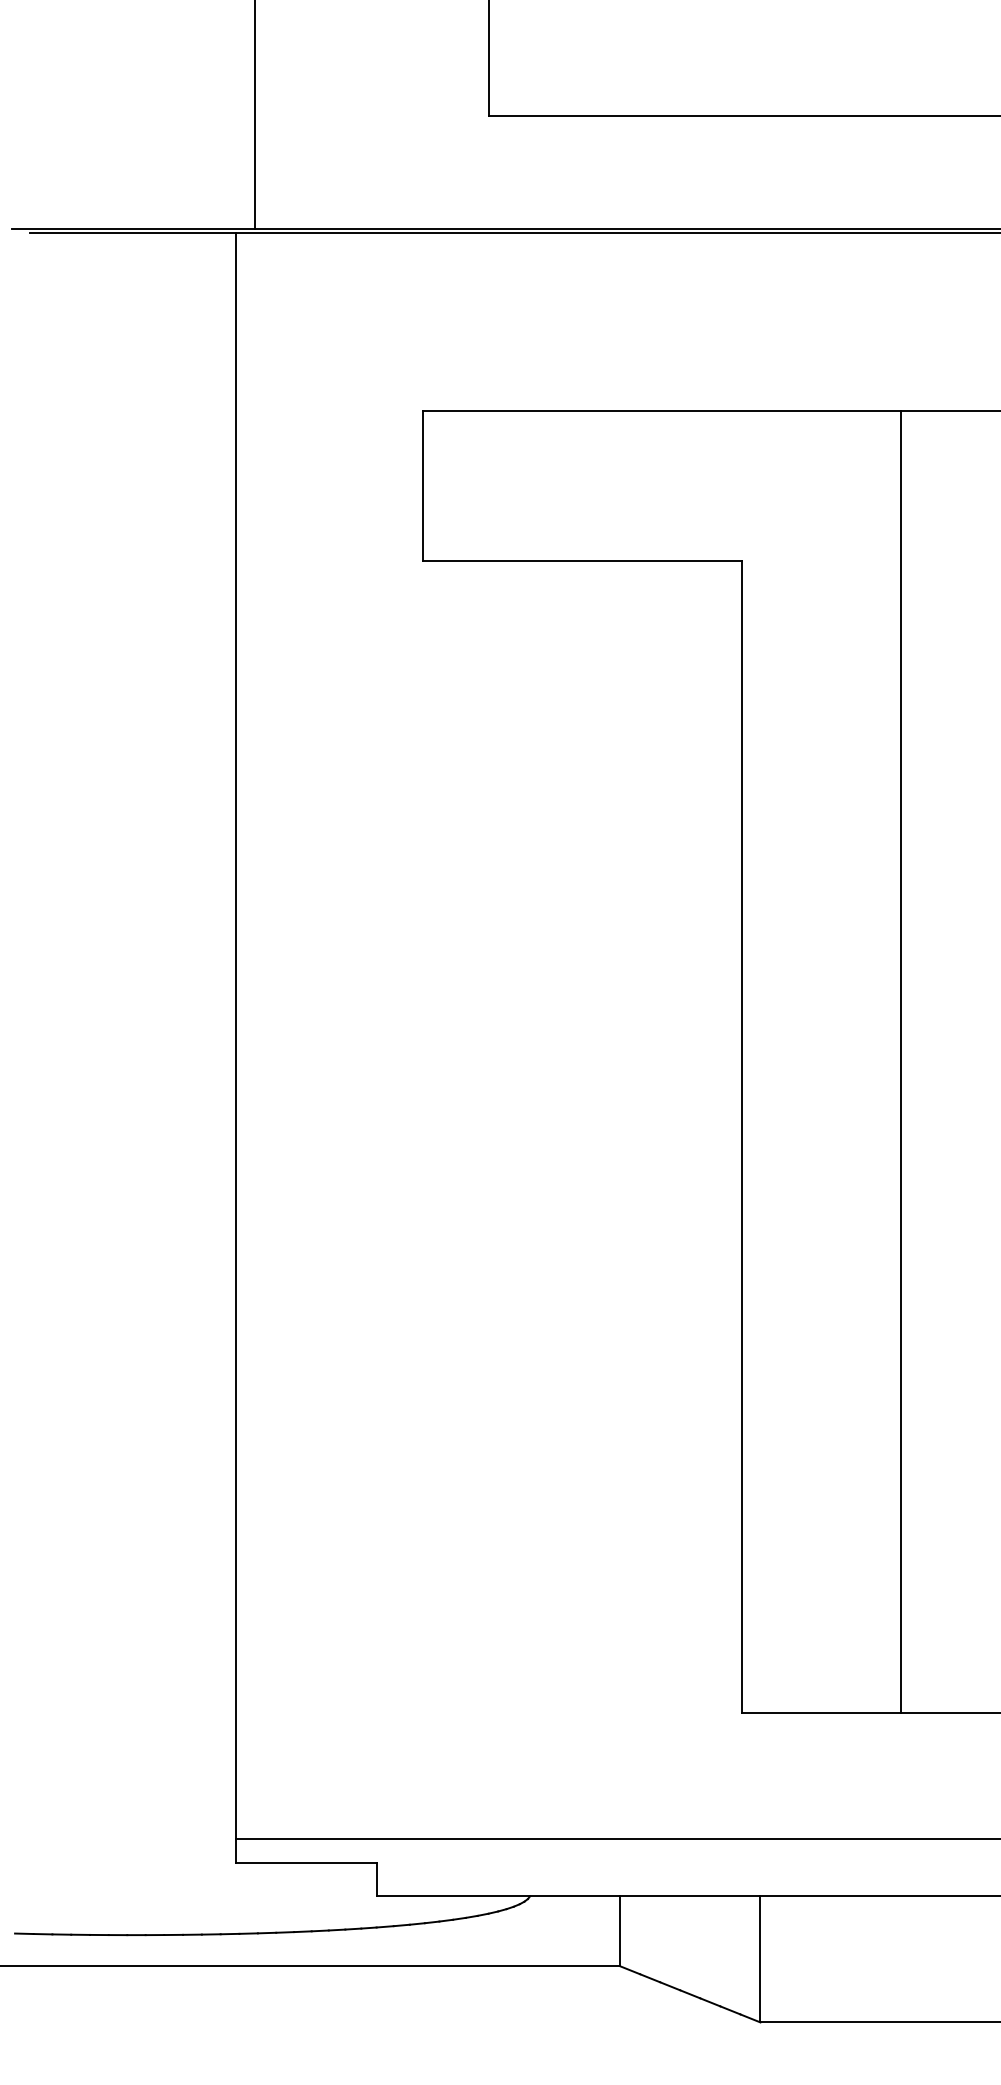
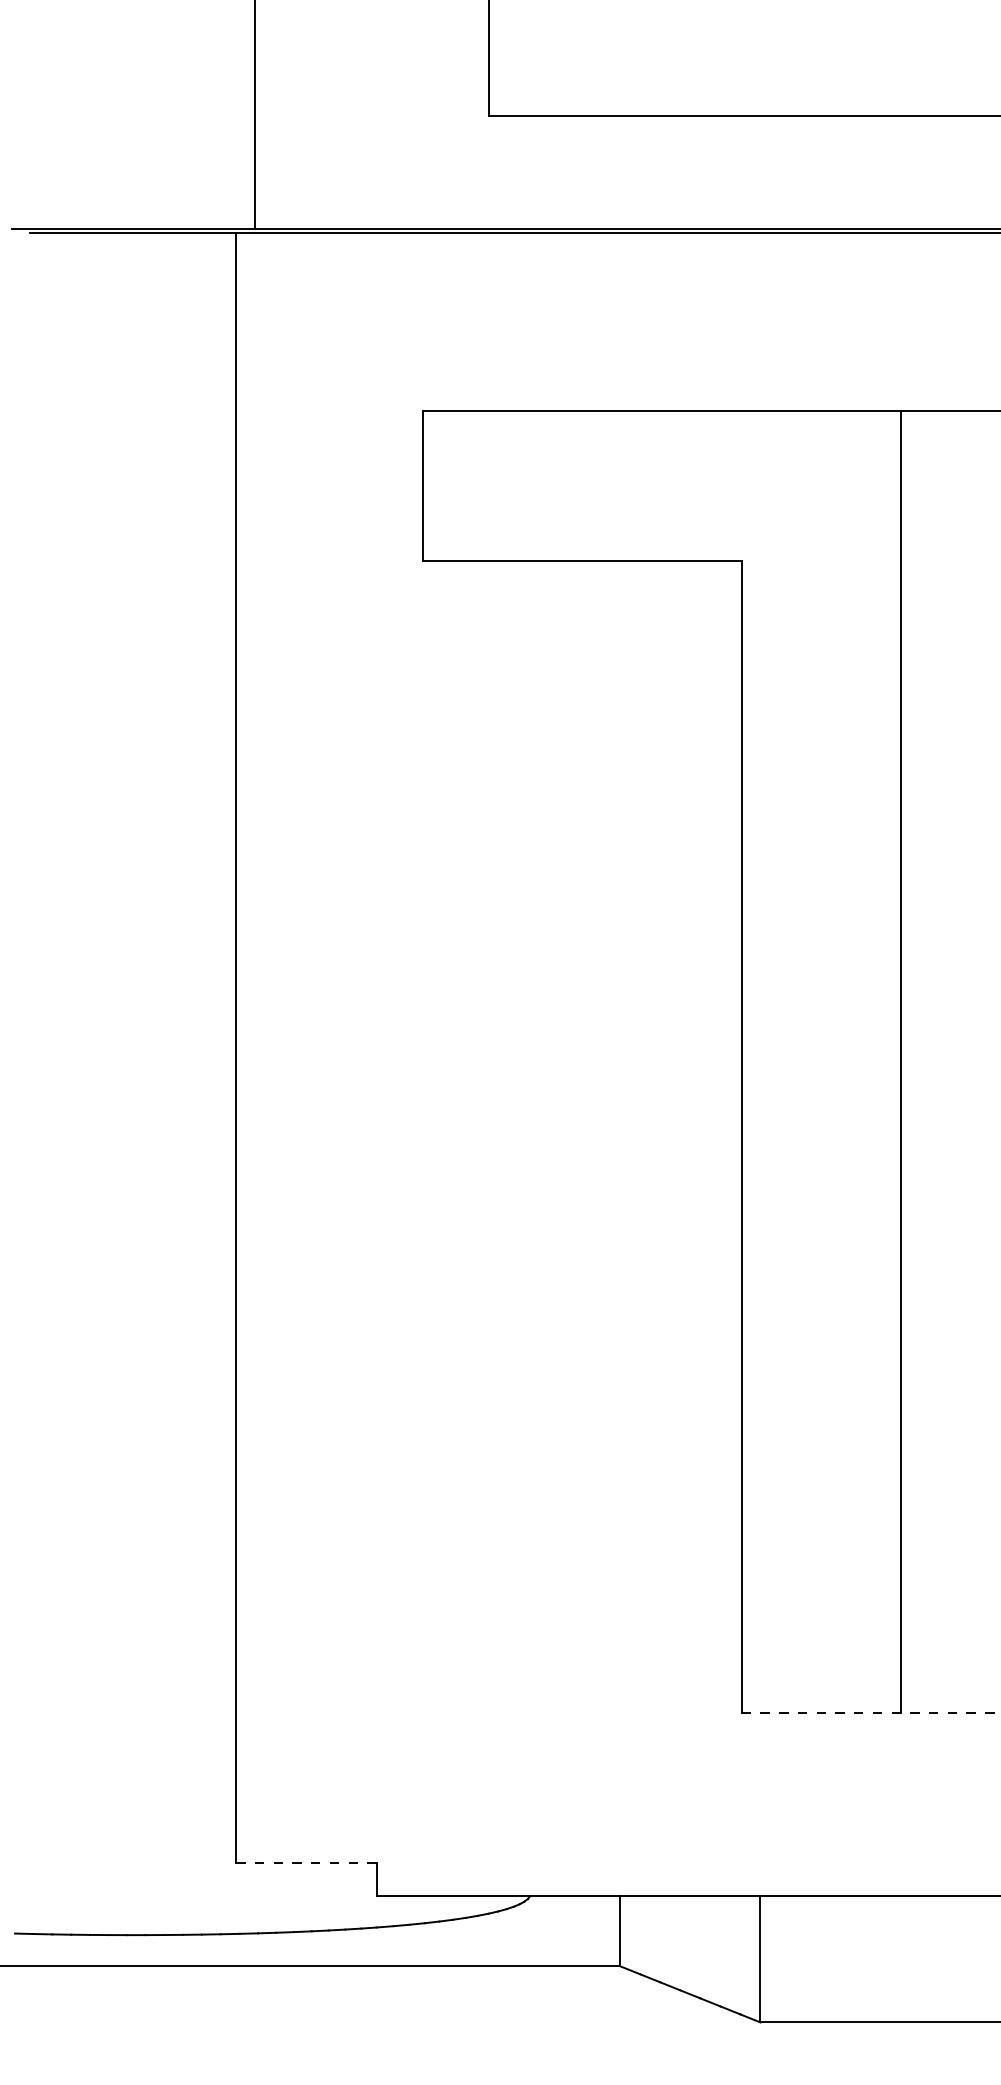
line: solid -> dashed (871, 1712)
line: present -> none (616, 1838)
line: solid -> dashed (306, 1863)
